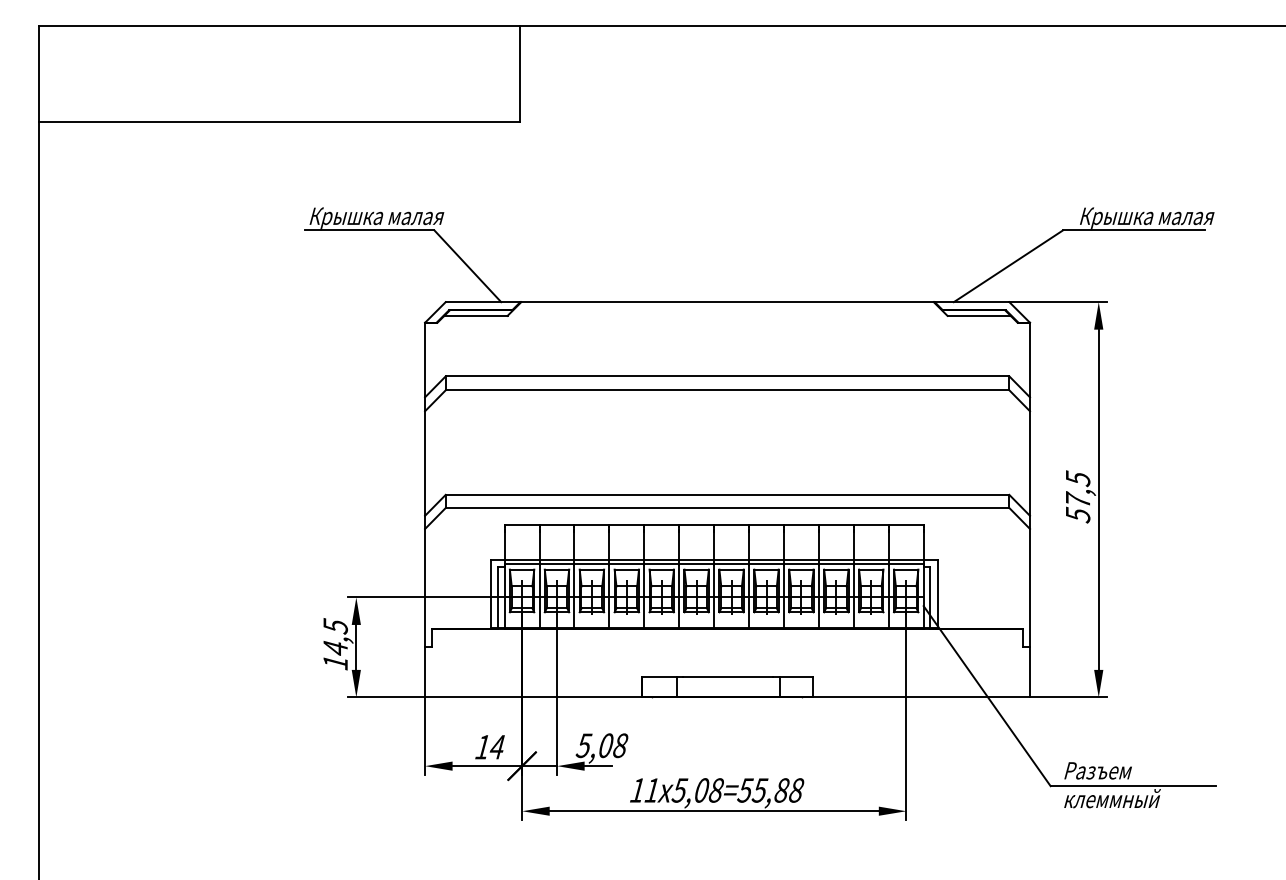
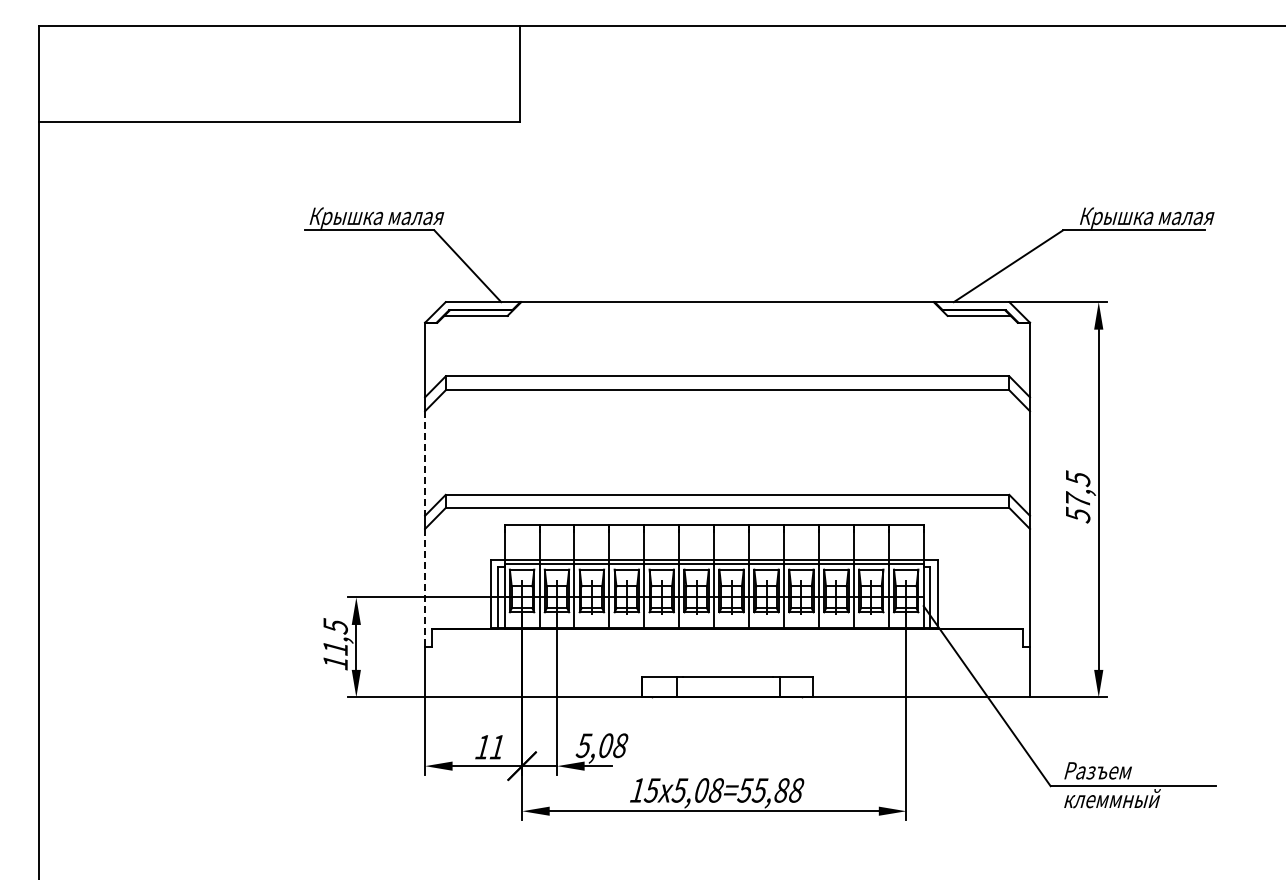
line: solid -> dashed (425, 464)
line: solid -> dashed (425, 587)
text: 14,5 -> 11,5 (335, 648)
text: 14 -> 11 (496, 747)
text: 11 -> 15 (651, 790)
